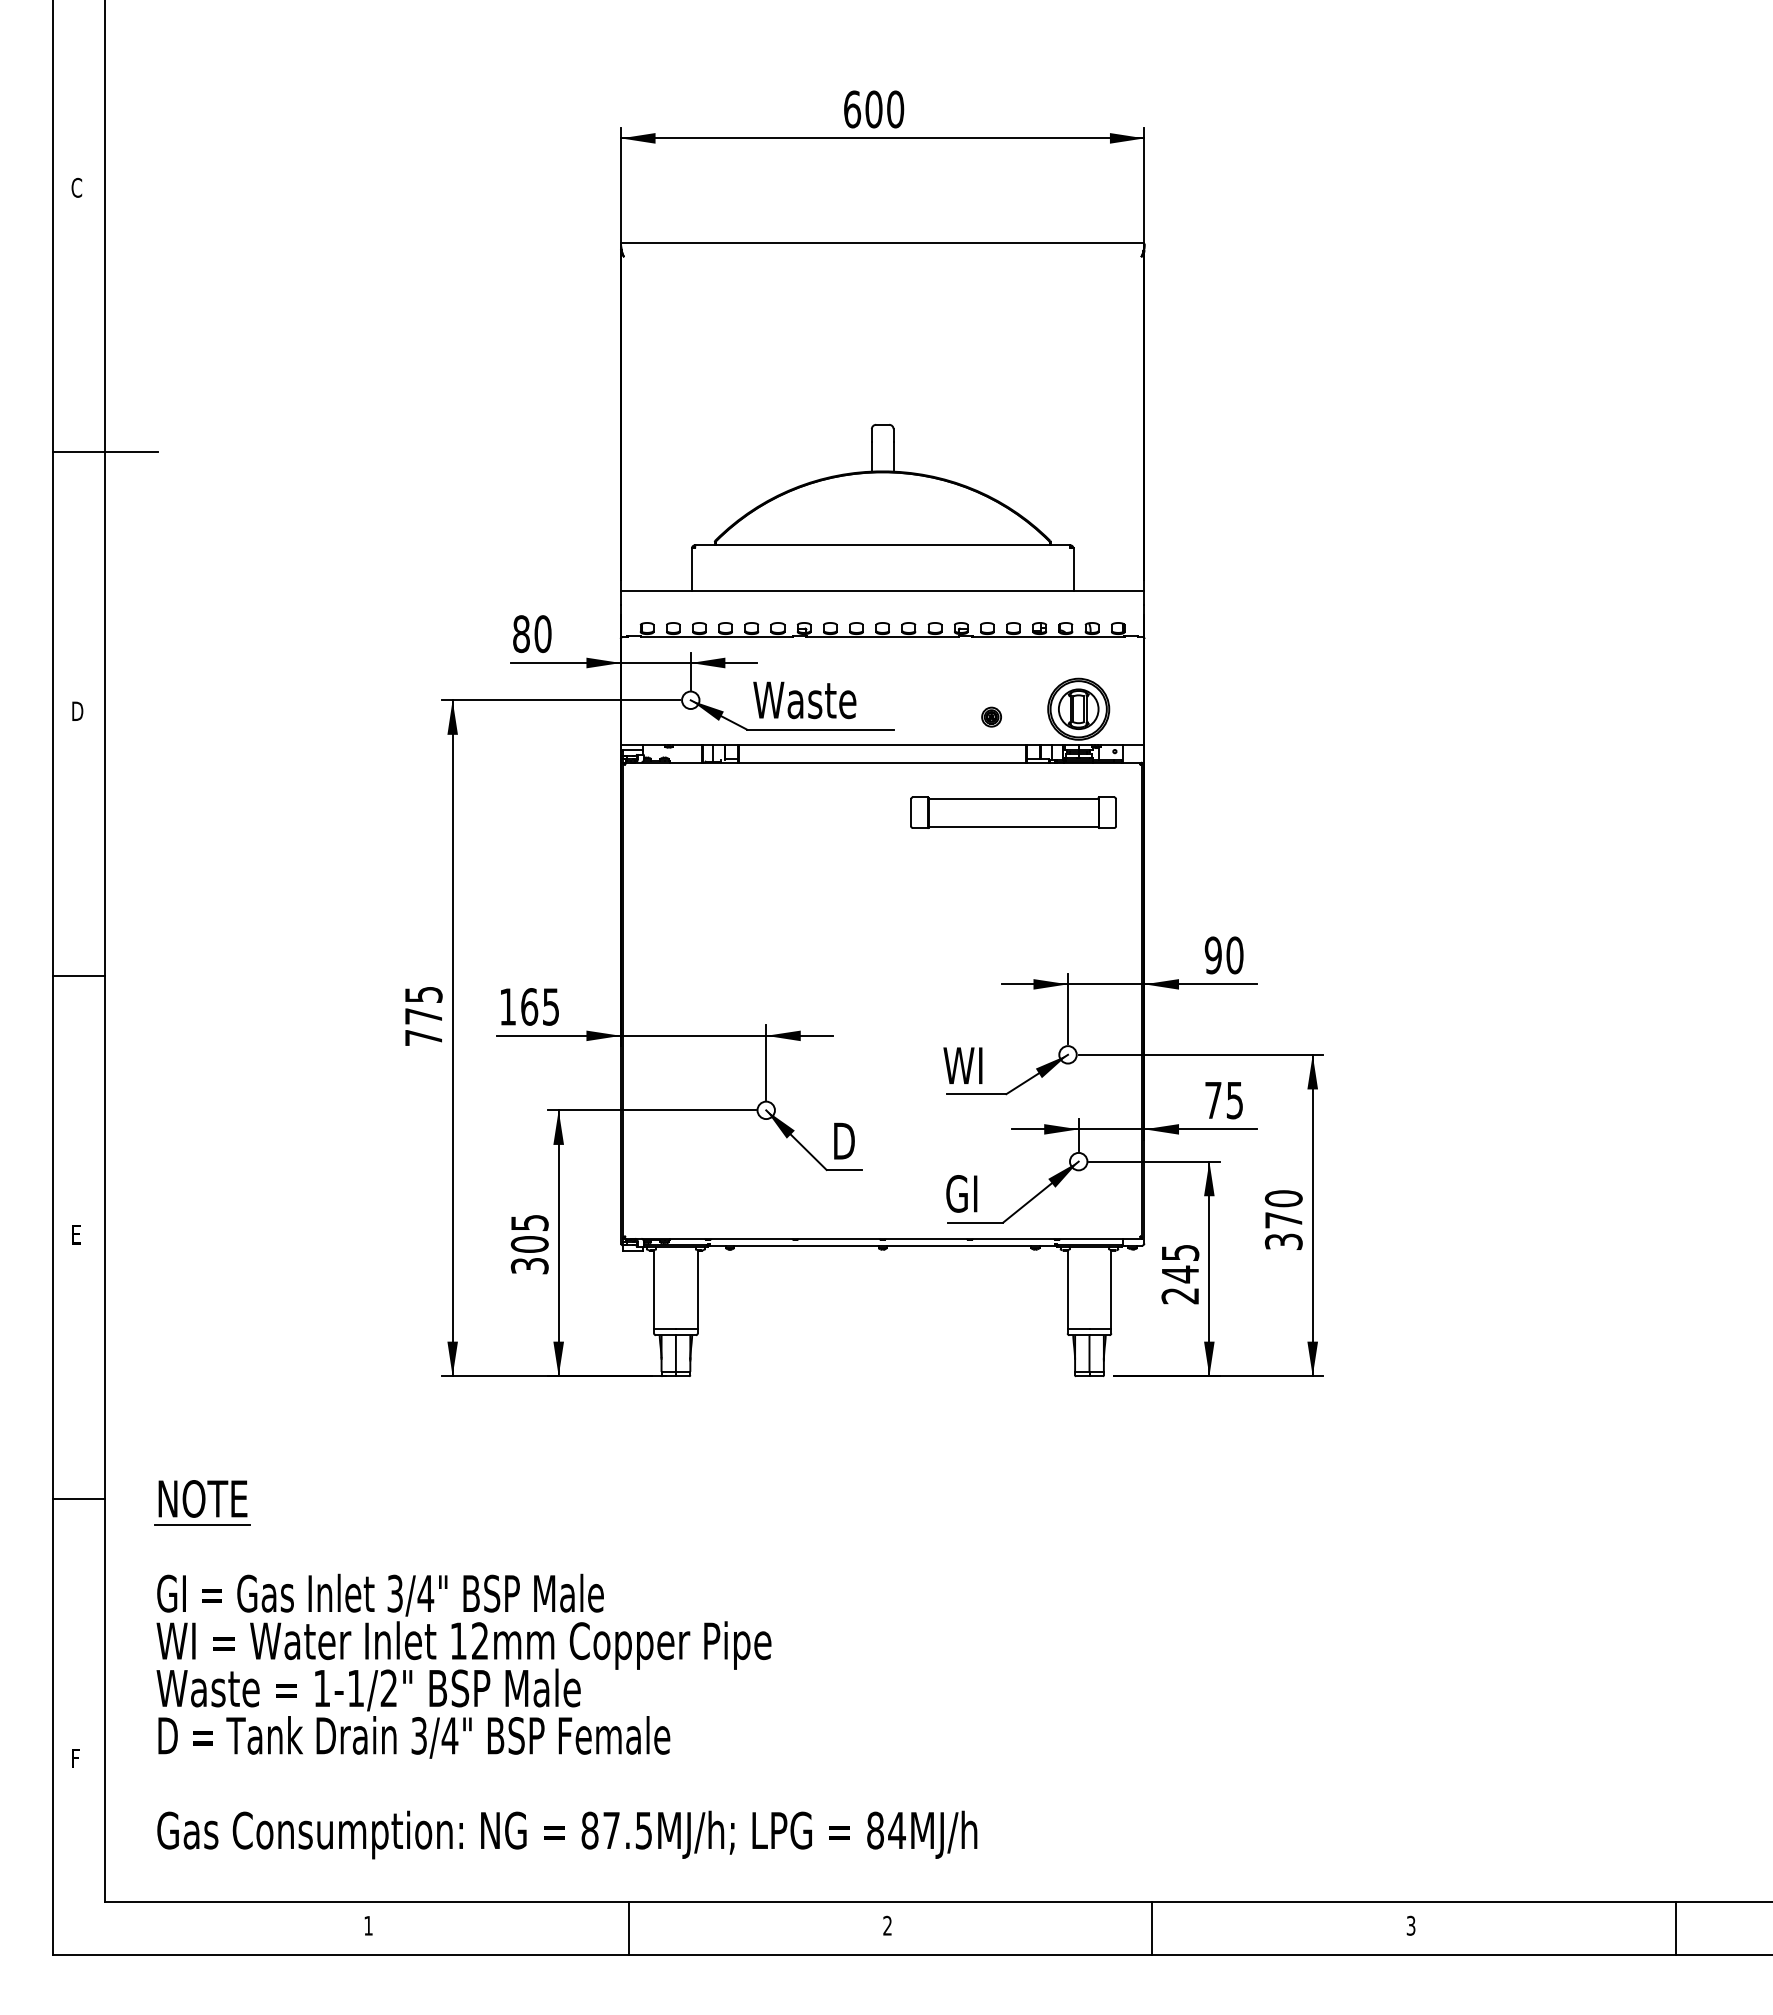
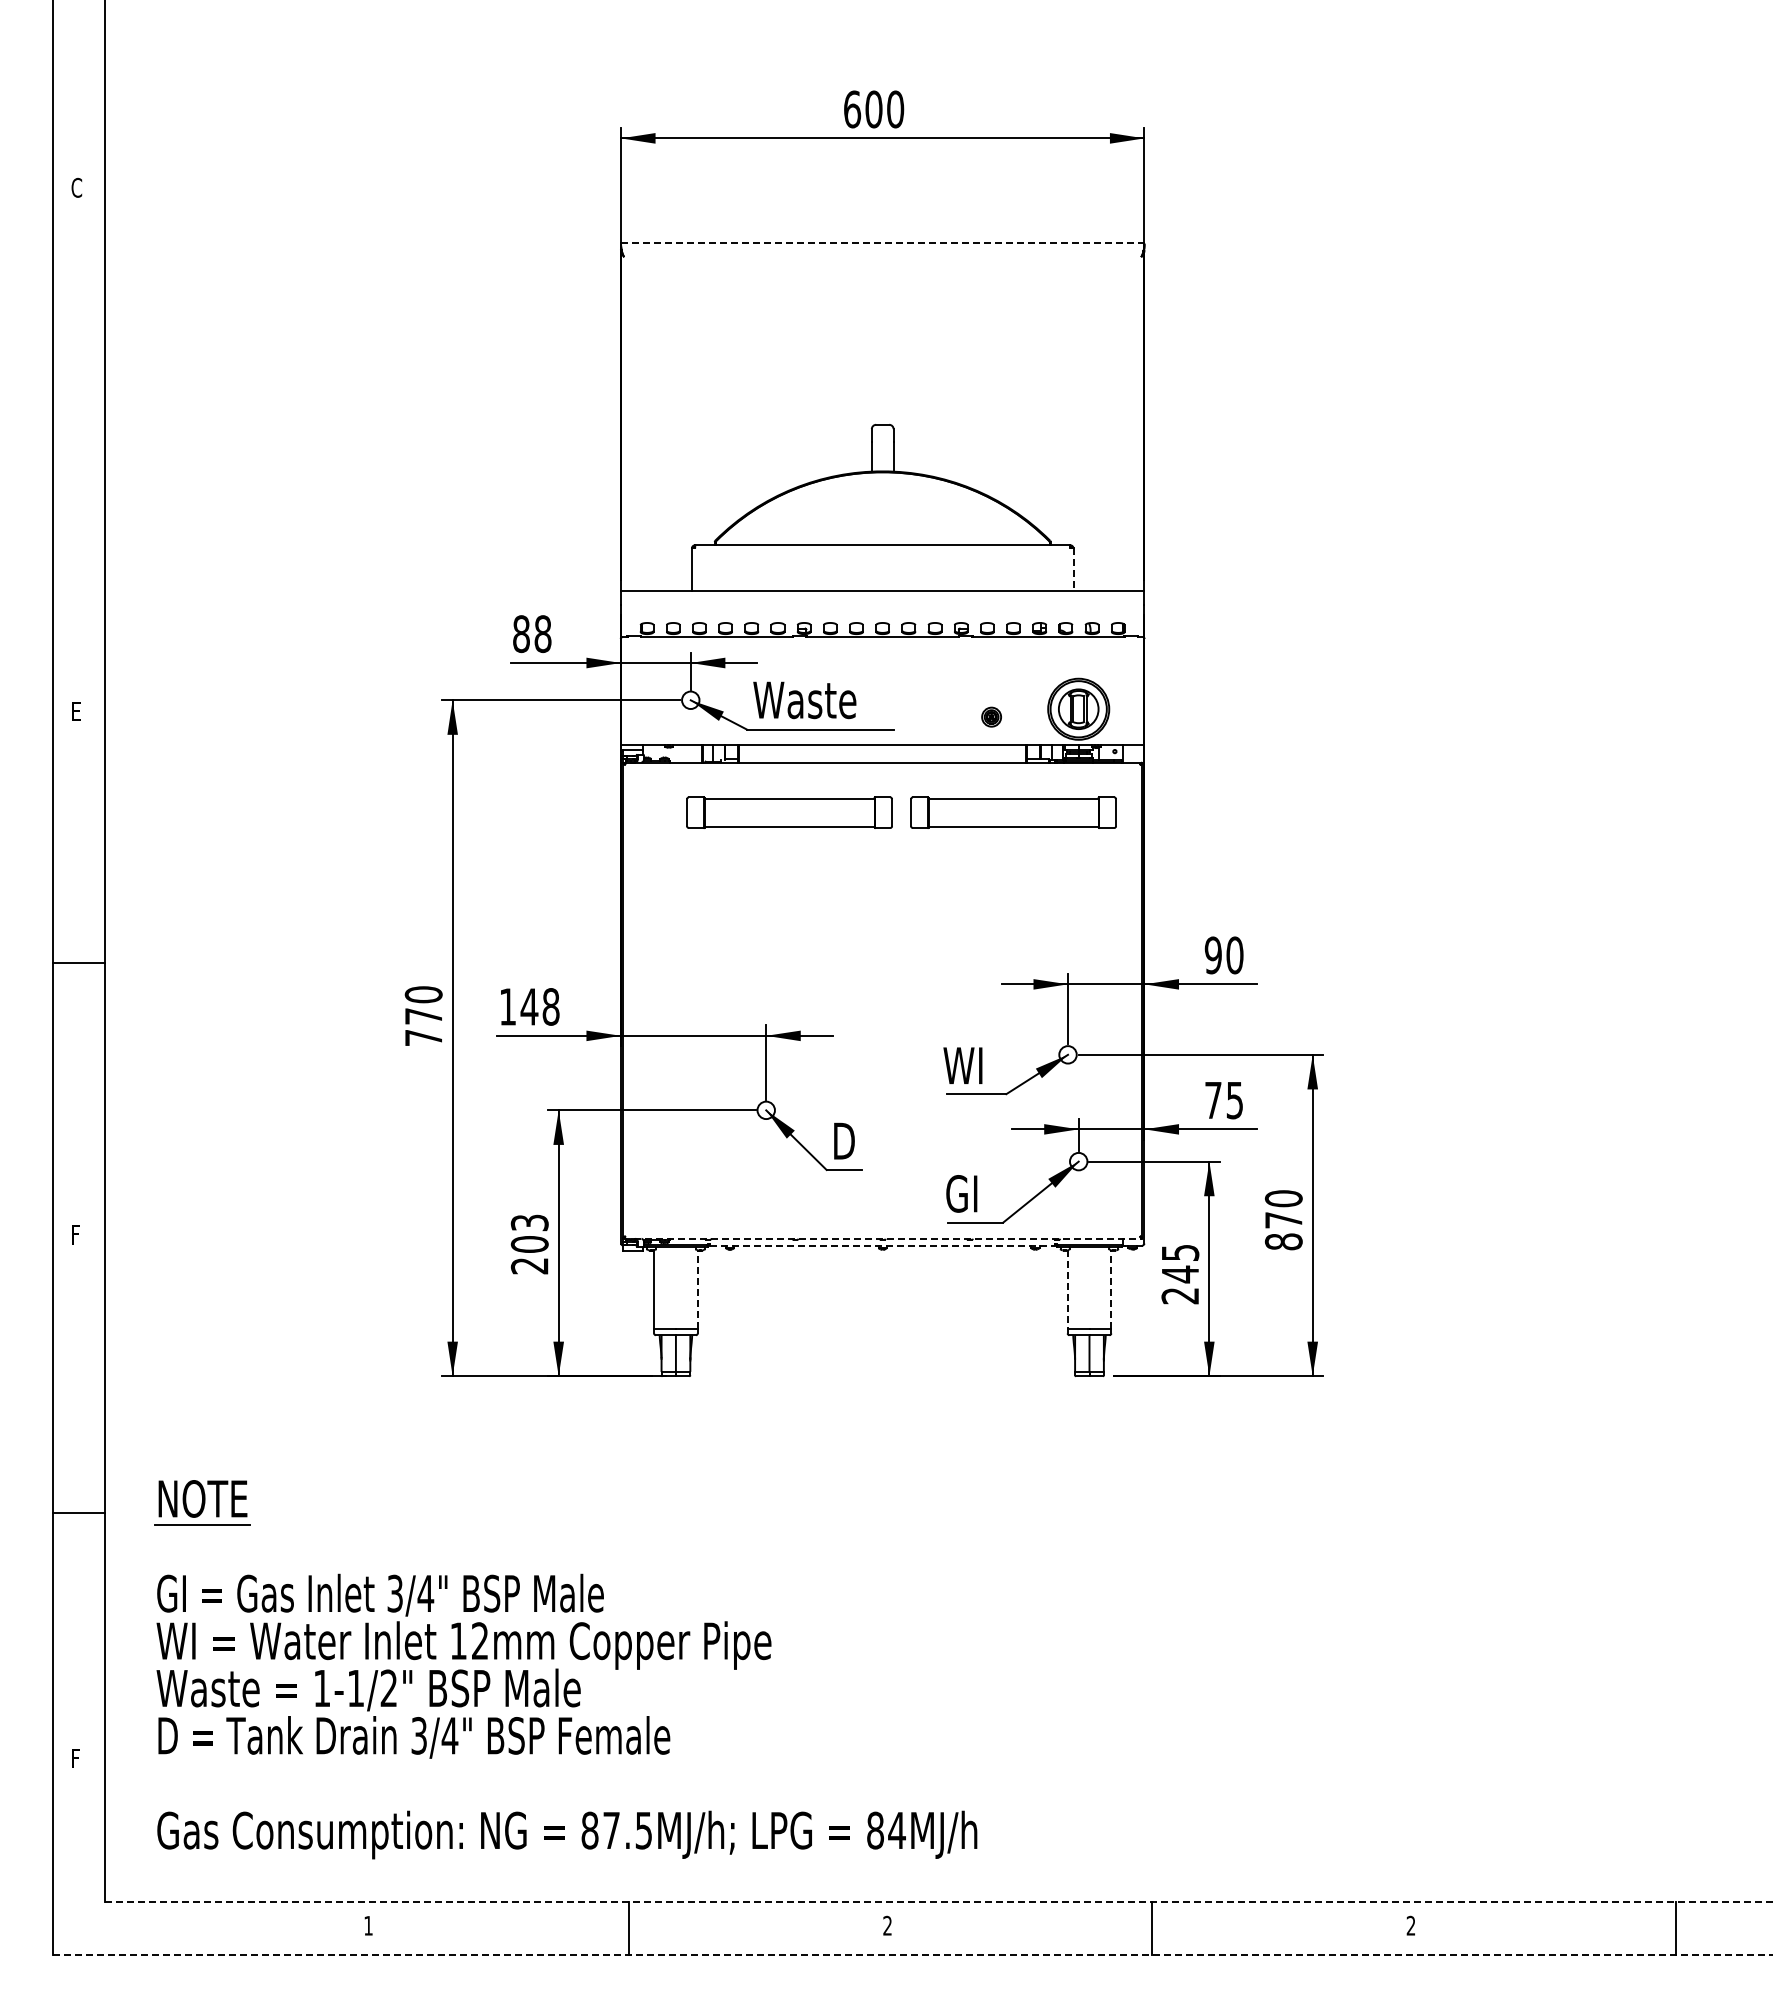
line: solid -> dashed (882, 243)
line: present -> none (105, 452)
line: solid -> dashed (1073, 570)
text: 80 -> 88 (542, 633)
text: D -> E (77, 710)
part: none -> present (789, 812)
line position: (79, 975) -> (79, 962) (79, 962)
text: 775 -> 770 (423, 994)
text: 165 -> 148 (539, 1006)
text: E -> F (77, 1234)
line: solid -> dashed (882, 1238)
text: 370 -> 870 (1283, 1241)
text: 305 -> 203 (529, 1244)
line: solid -> dashed (882, 1246)
line: solid -> dashed (697, 1289)
line: solid -> dashed (1111, 1289)
line: solid -> dashed (1067, 1290)
line position: (79, 1499) -> (79, 1513) (79, 1513)
line: solid -> dashed (939, 1902)
text: 3 -> 2 (1410, 1925)
line: solid -> dashed (913, 1954)
